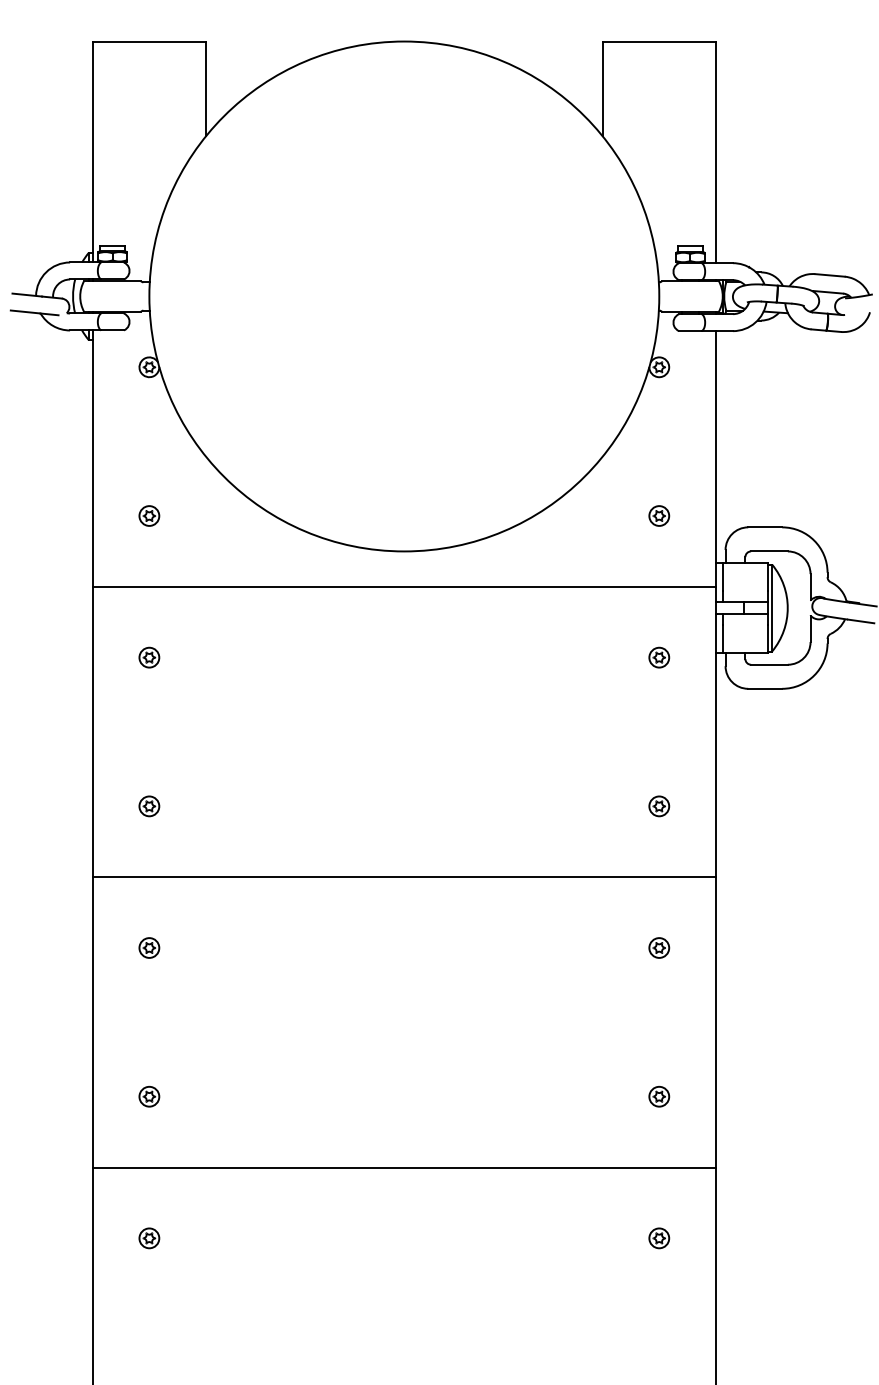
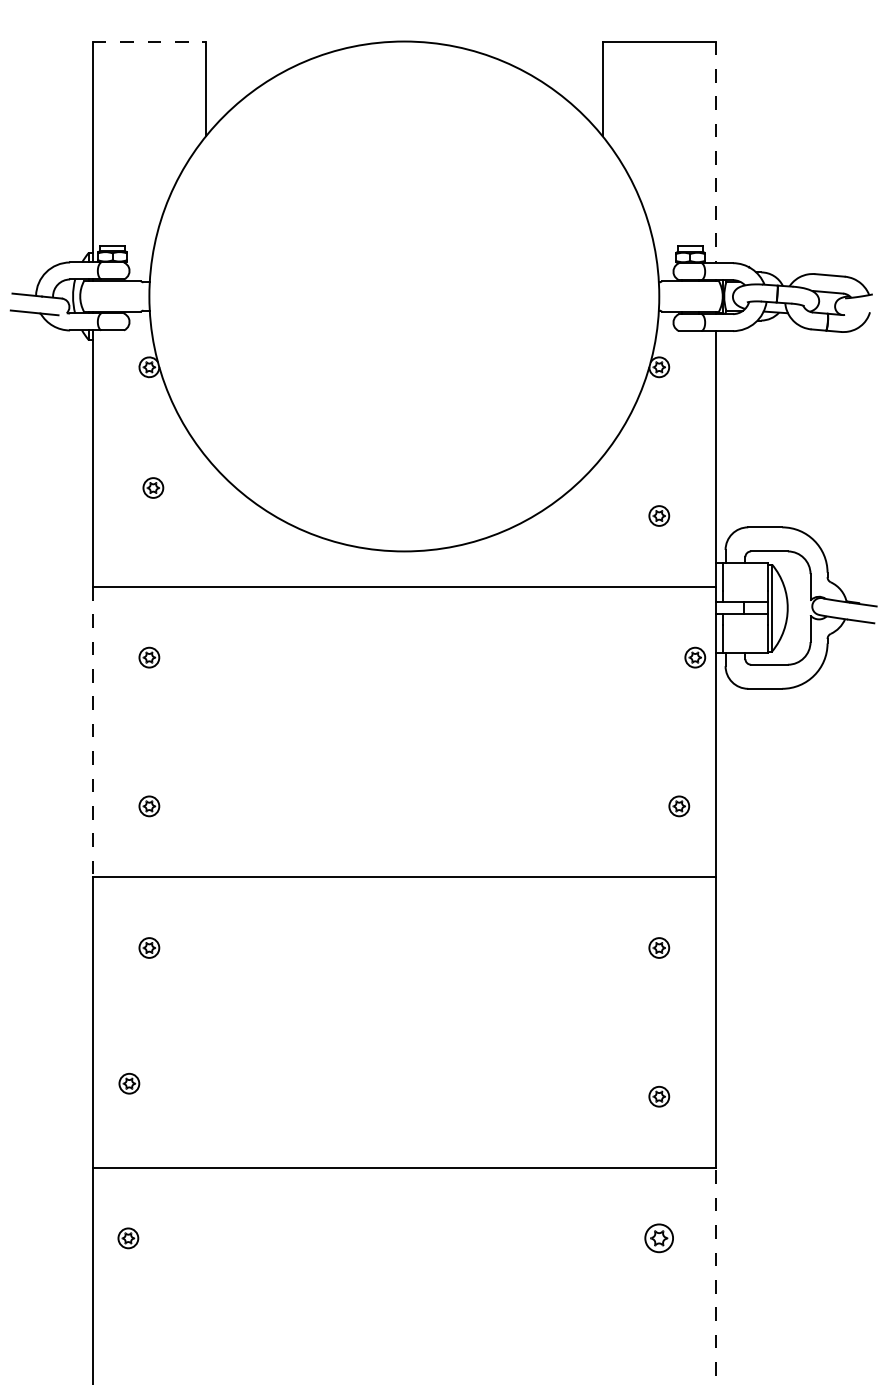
line: solid -> dashed (149, 41)
line: solid -> dashed (715, 152)
part position: (149, 515) -> (153, 487) (153, 487)
part position: (659, 657) -> (695, 657) (695, 657)
line: solid -> dashed (92, 732)
part position: (659, 806) -> (679, 806) (679, 806)
part position: (149, 1096) -> (129, 1083) (129, 1083)
part position: (149, 1238) -> (128, 1238) (128, 1238)
part size: 23x23 px -> 30x31 px (658, 1238)
line: solid -> dashed (715, 1275)
